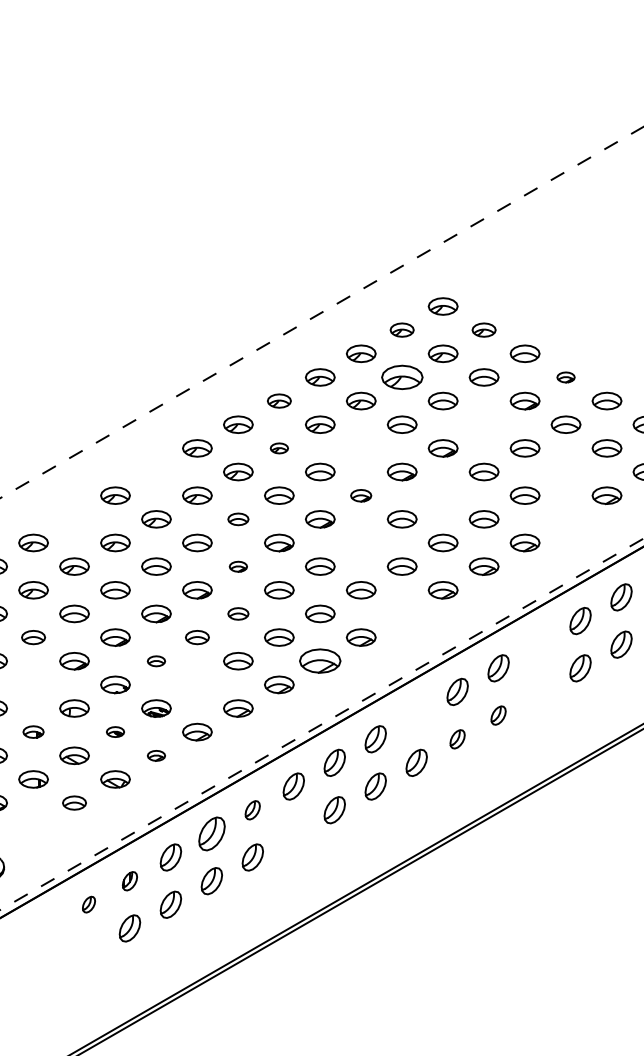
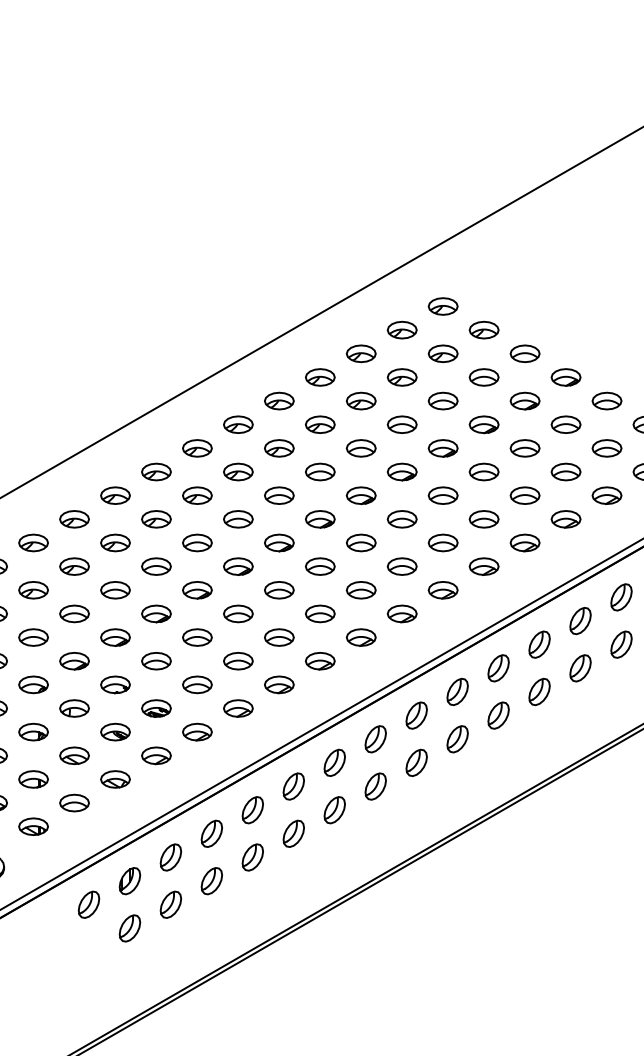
line: dashed -> solid (321, 312)
part size: 26x16 px -> 32x20 px (401, 329)
part size: 26x16 px -> 32x20 px (483, 329)
part size: 43x26 px -> 32x19 px (401, 377)
part size: 20x13 px -> 32x19 px (565, 377)
part size: 25x16 px -> 31x20 px (279, 400)
part: none -> present (483, 424)
part size: 20x13 px -> 31x19 px (279, 448)
part: none -> present (360, 448)
part: none -> present (156, 471)
part: none -> present (565, 471)
part size: 23x14 px -> 32x20 px (360, 495)
part: none -> present (442, 495)
part: none -> present (74, 519)
part size: 23x15 px -> 31x19 px (238, 519)
part: none -> present (565, 519)
part: none -> present (361, 542)
part size: 20x13 px -> 31x20 px (238, 566)
part size: 23x14 px -> 31x20 px (238, 613)
part: none -> present (401, 613)
part size: 26x16 px -> 31x19 px (33, 637)
part size: 25x16 px -> 31x19 px (197, 637)
part: none -> present (539, 644)
part size: 43x26 px -> 31x19 px (320, 661)
part size: 21x13 px -> 31x19 px (156, 661)
part: none -> present (33, 684)
part: none -> present (197, 684)
part: none -> present (539, 691)
part: none -> present (416, 715)
part size: 17x21 px -> 23x29 px (498, 715)
line: dashed -> solid (322, 723)
part size: 23x14 px -> 31x20 px (33, 731)
part size: 19x12 px -> 31x20 px (115, 731)
part size: 17x21 px -> 23x29 px (457, 739)
part size: 19x12 px -> 31x20 px (156, 755)
part size: 25x16 px -> 31x20 px (74, 802)
part size: 17x21 px -> 23x29 px (252, 810)
part: none -> present (33, 826)
part size: 28x36 px -> 23x29 px (211, 833)
part: none -> present (293, 833)
part size: 16x21 px -> 24x29 px (129, 881)
part size: 14x19 px -> 24x29 px (88, 904)
